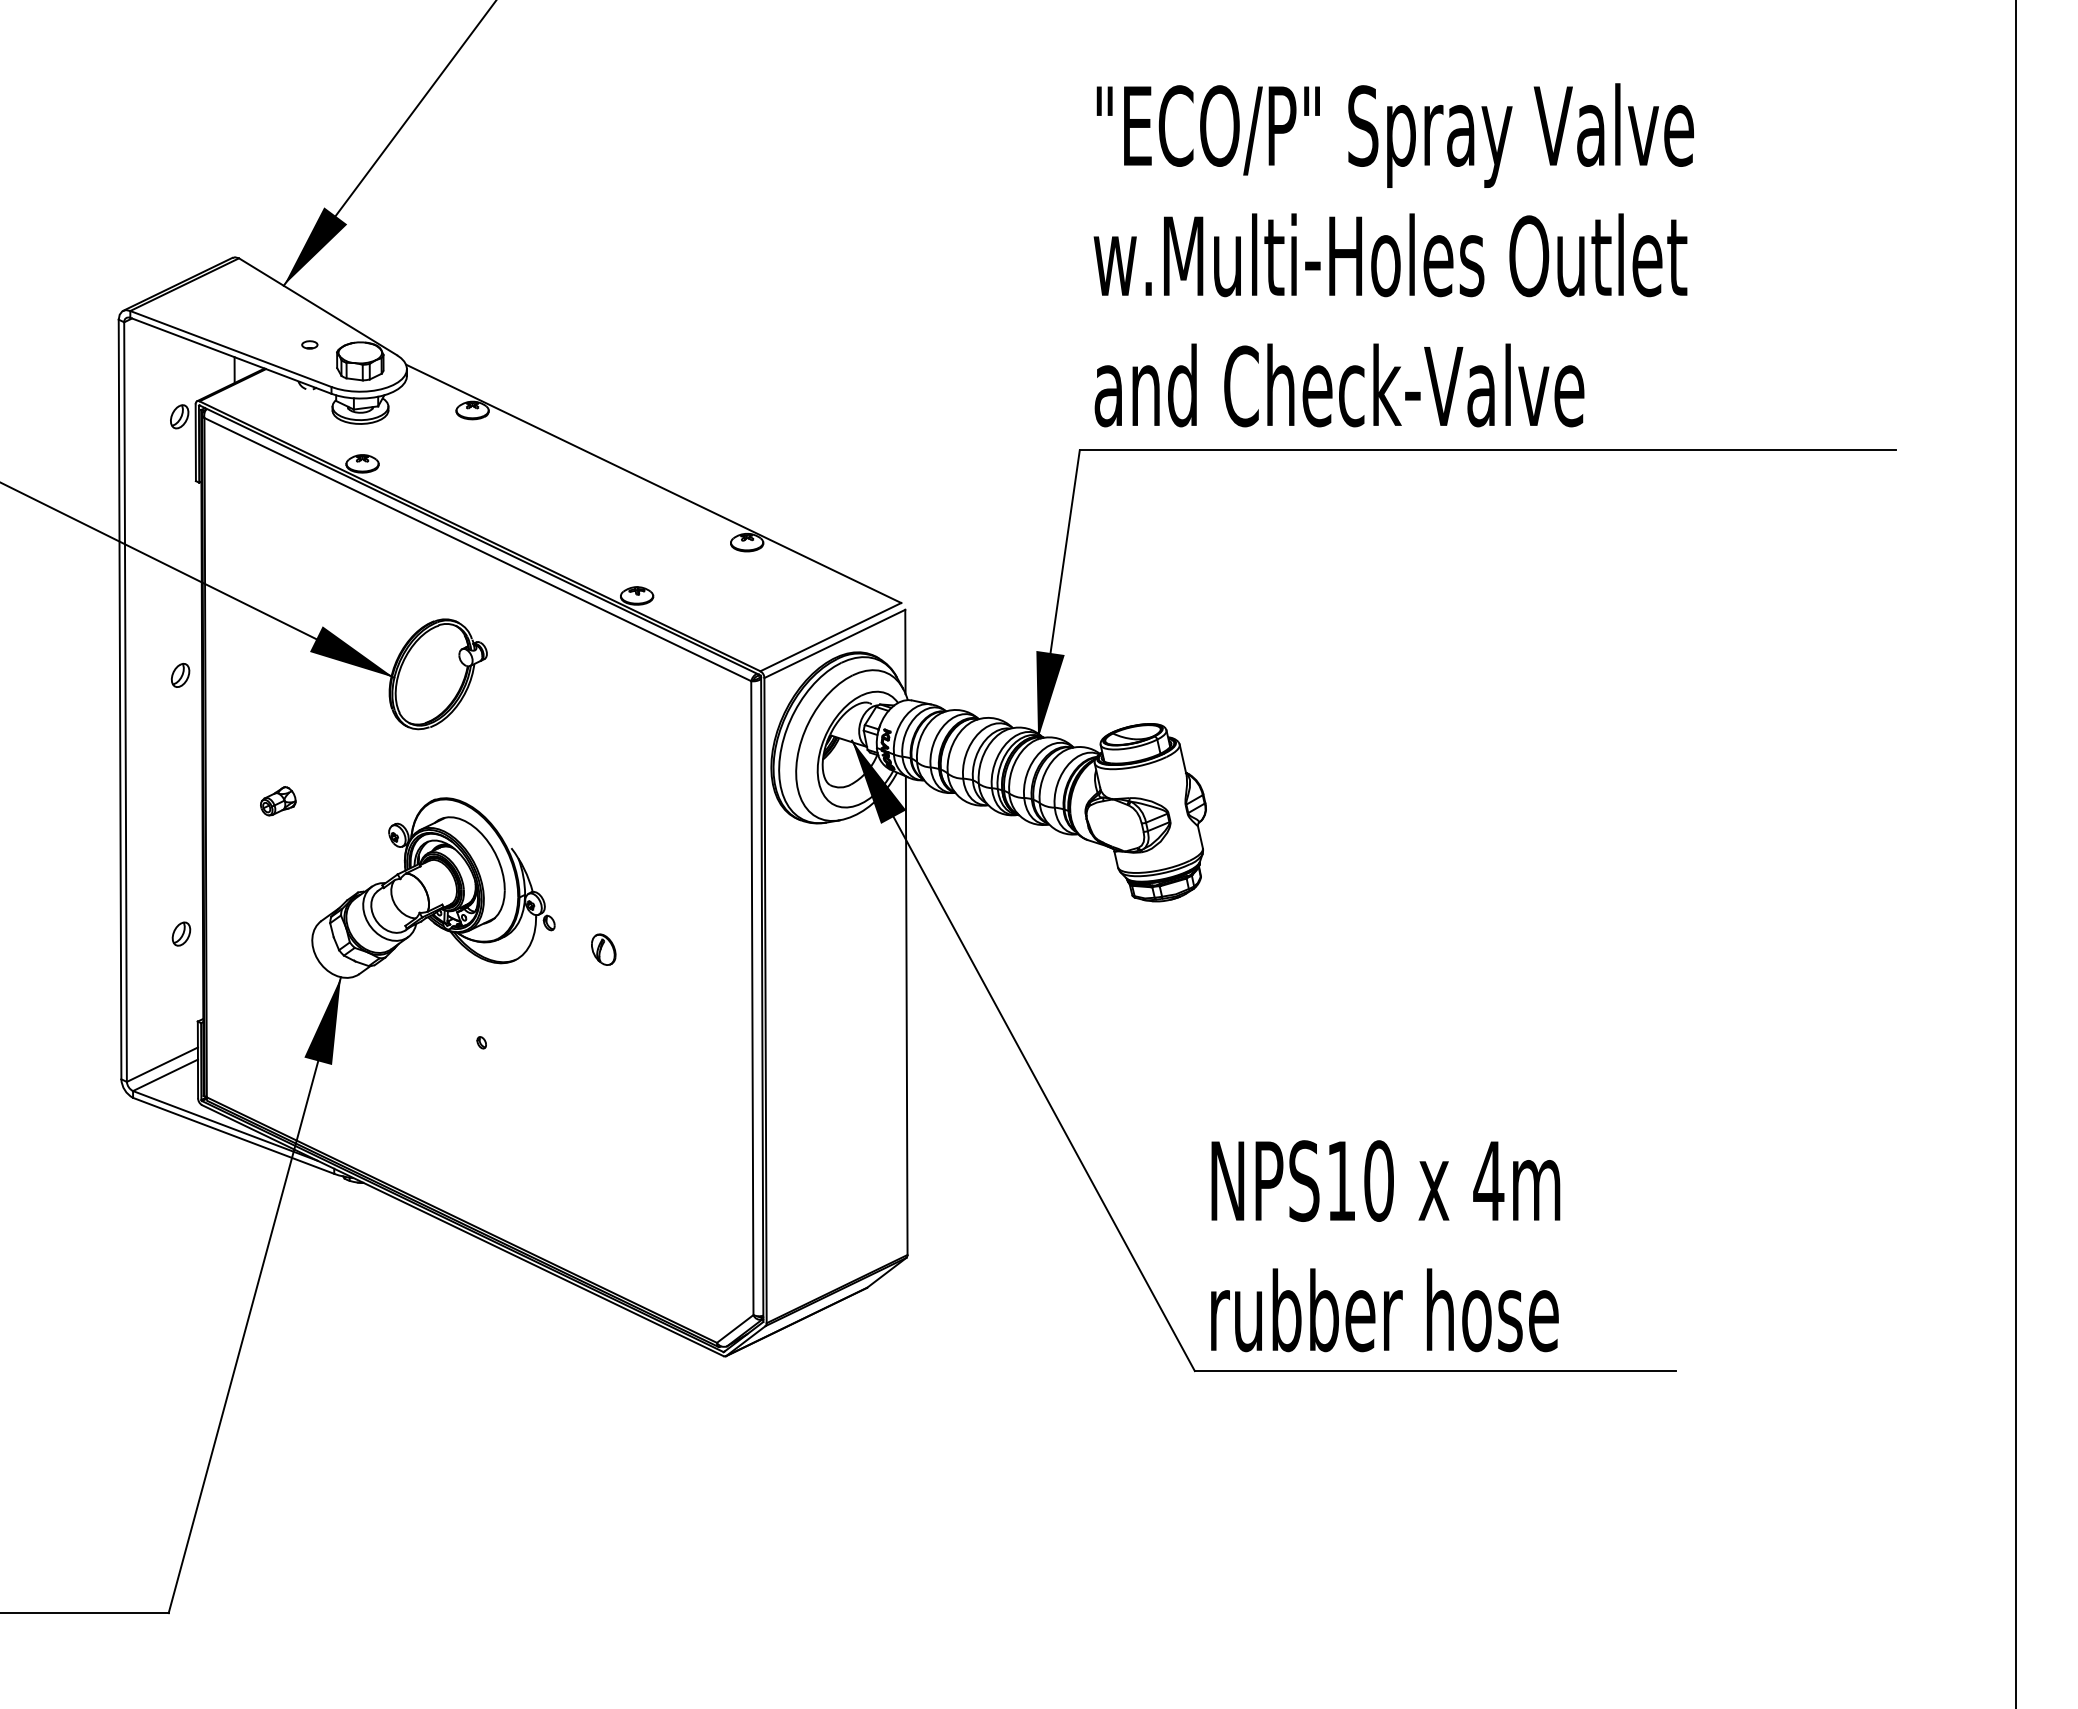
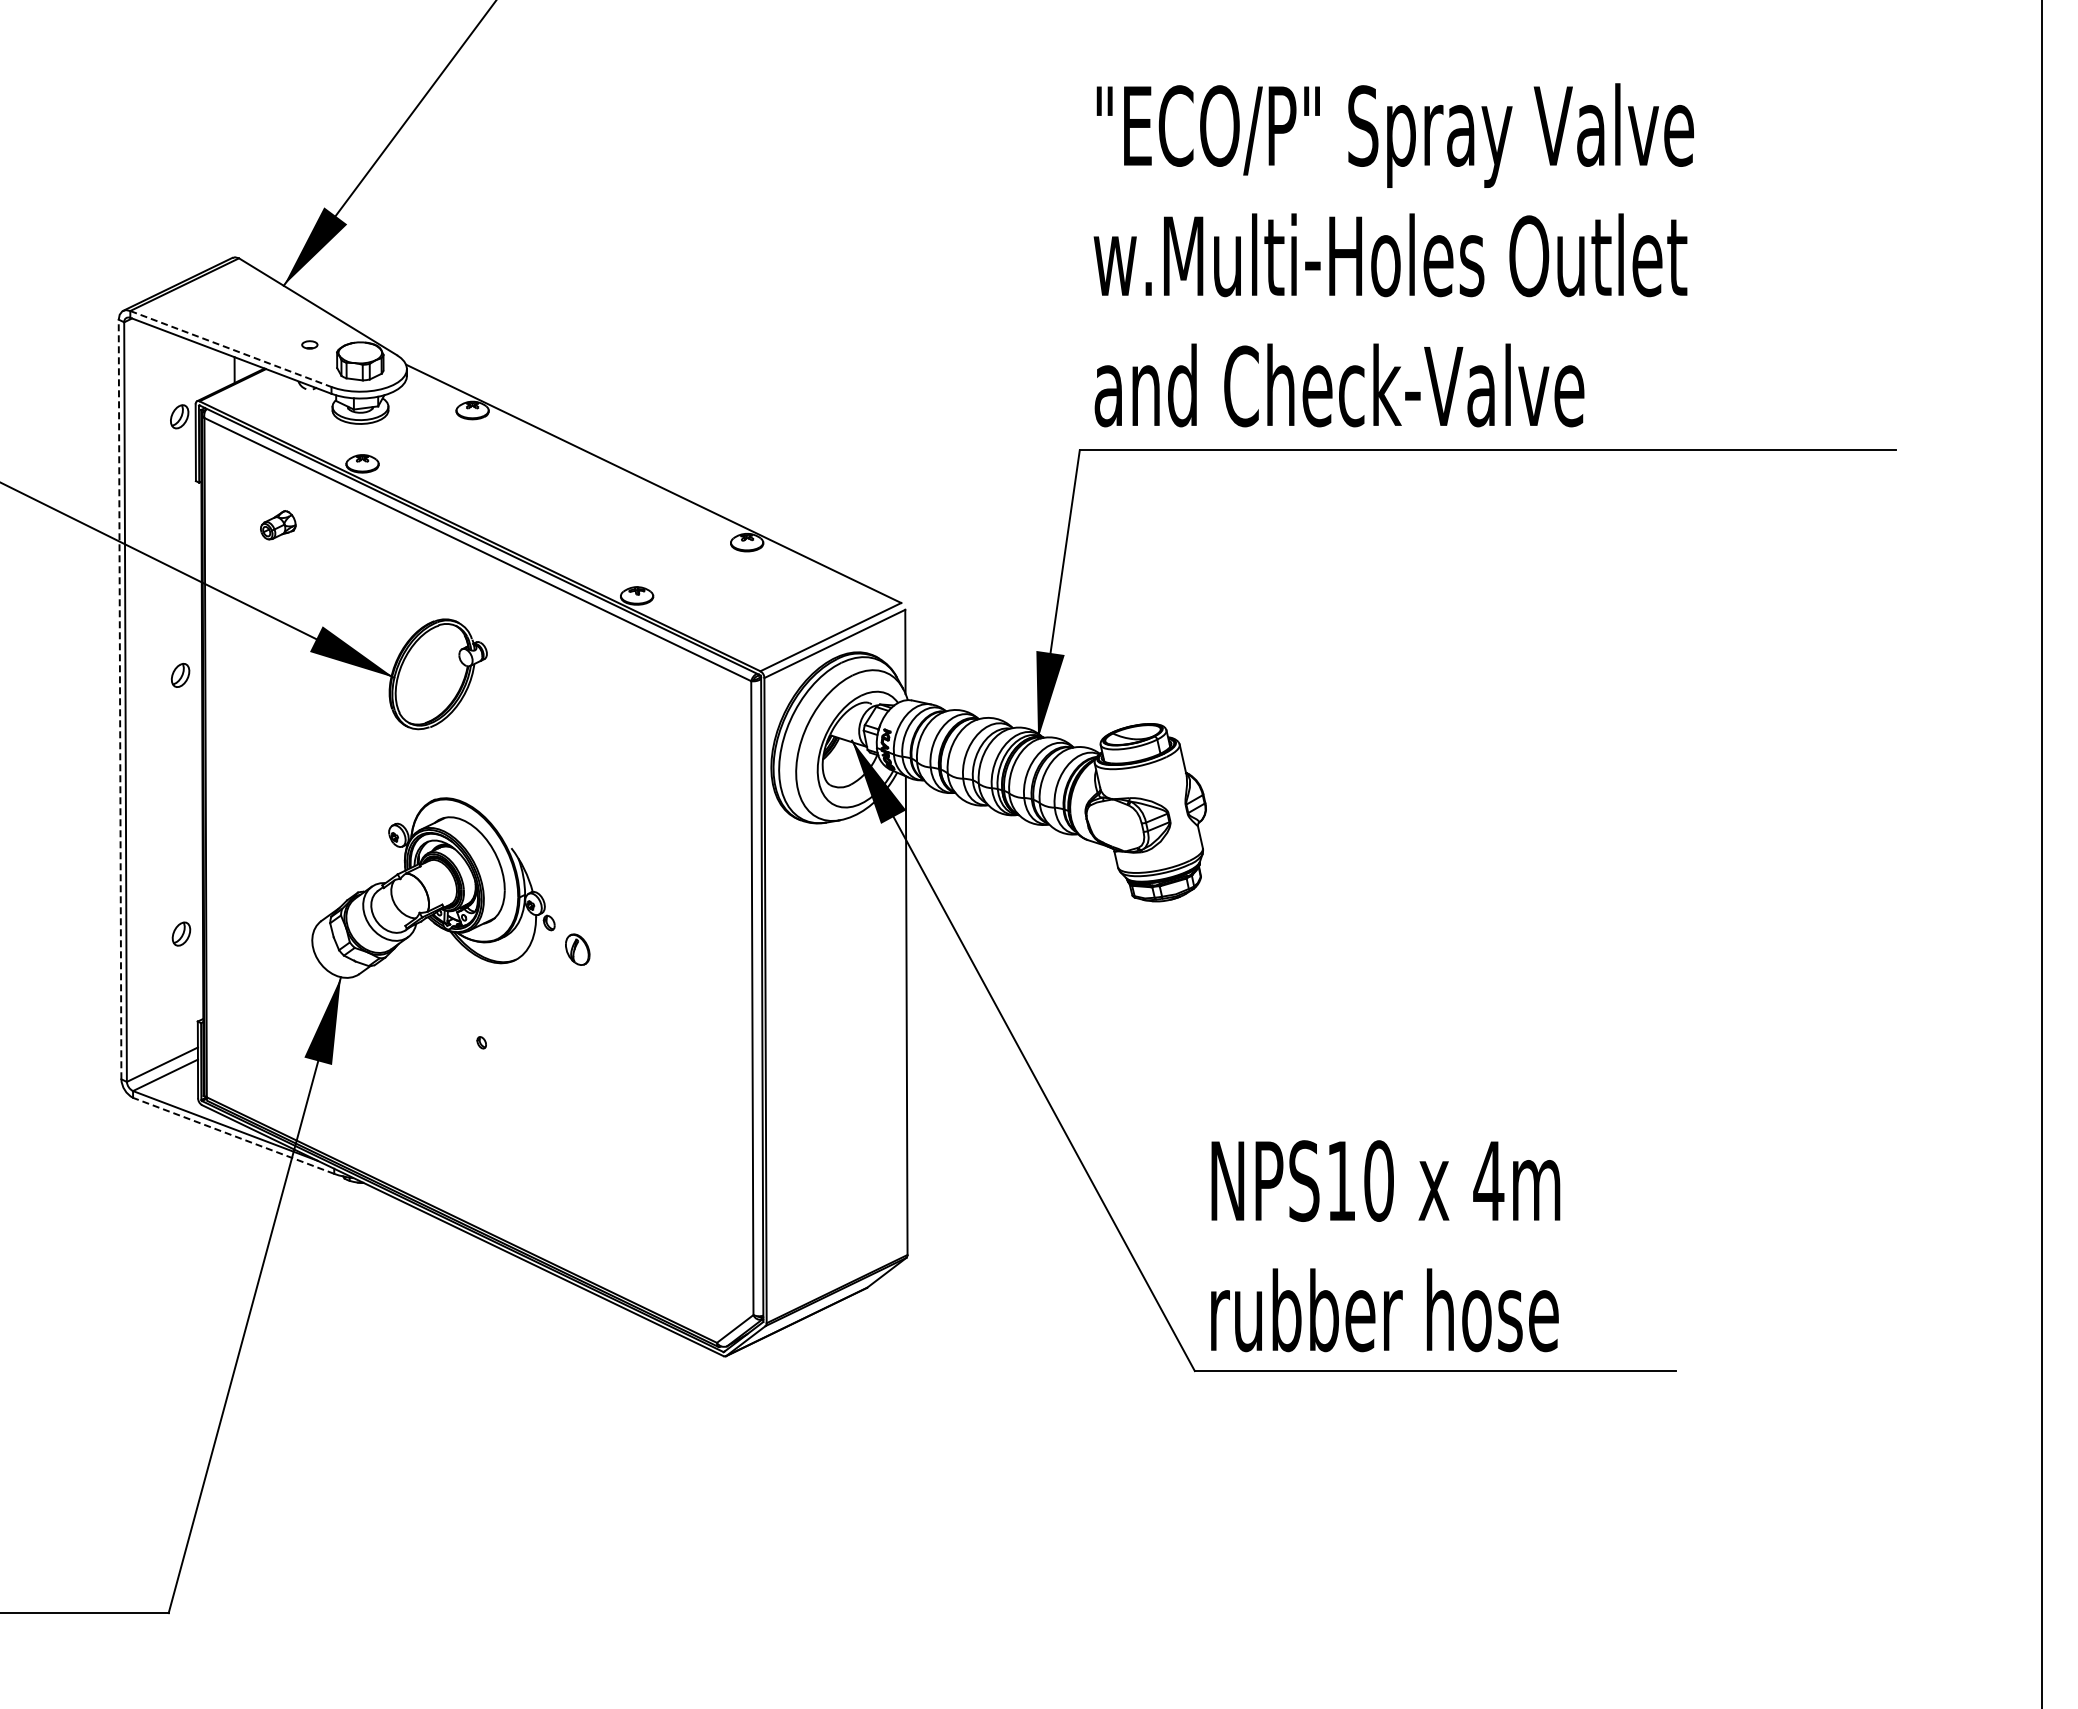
line: solid -> dashed (230, 349)
line: solid -> dashed (120, 699)
part position: (278, 801) -> (278, 525) (278, 525)
line position: (2015, 853) -> (2041, 853) (2041, 853)
part position: (603, 949) -> (577, 949) (577, 949)
line: solid -> dashed (233, 1135)
